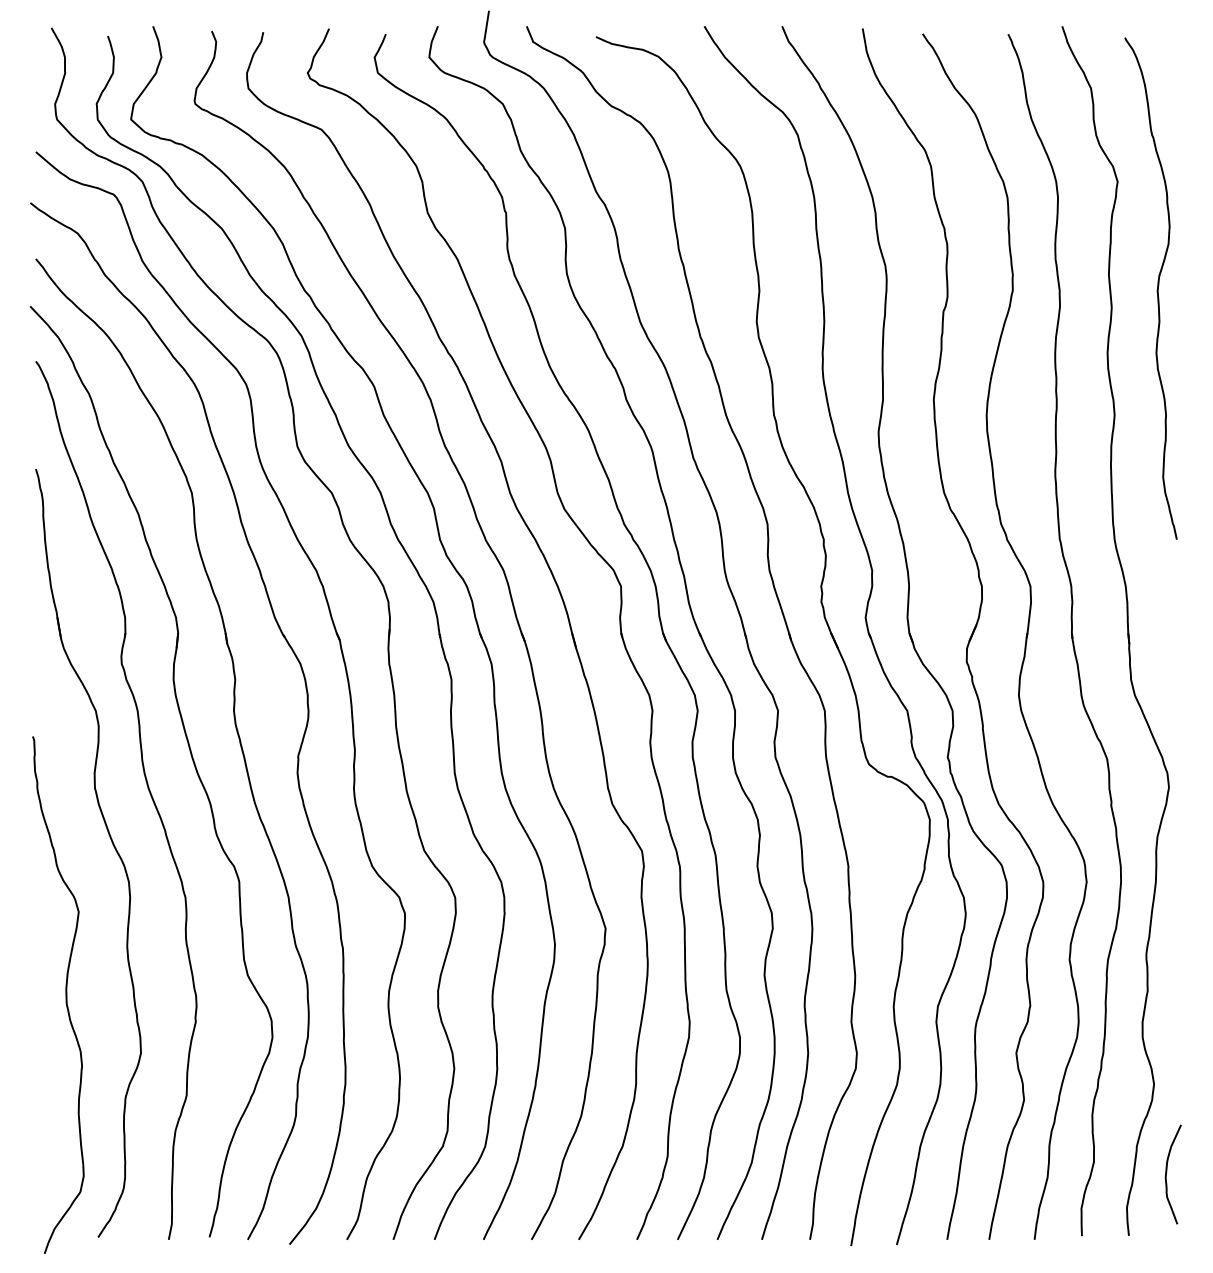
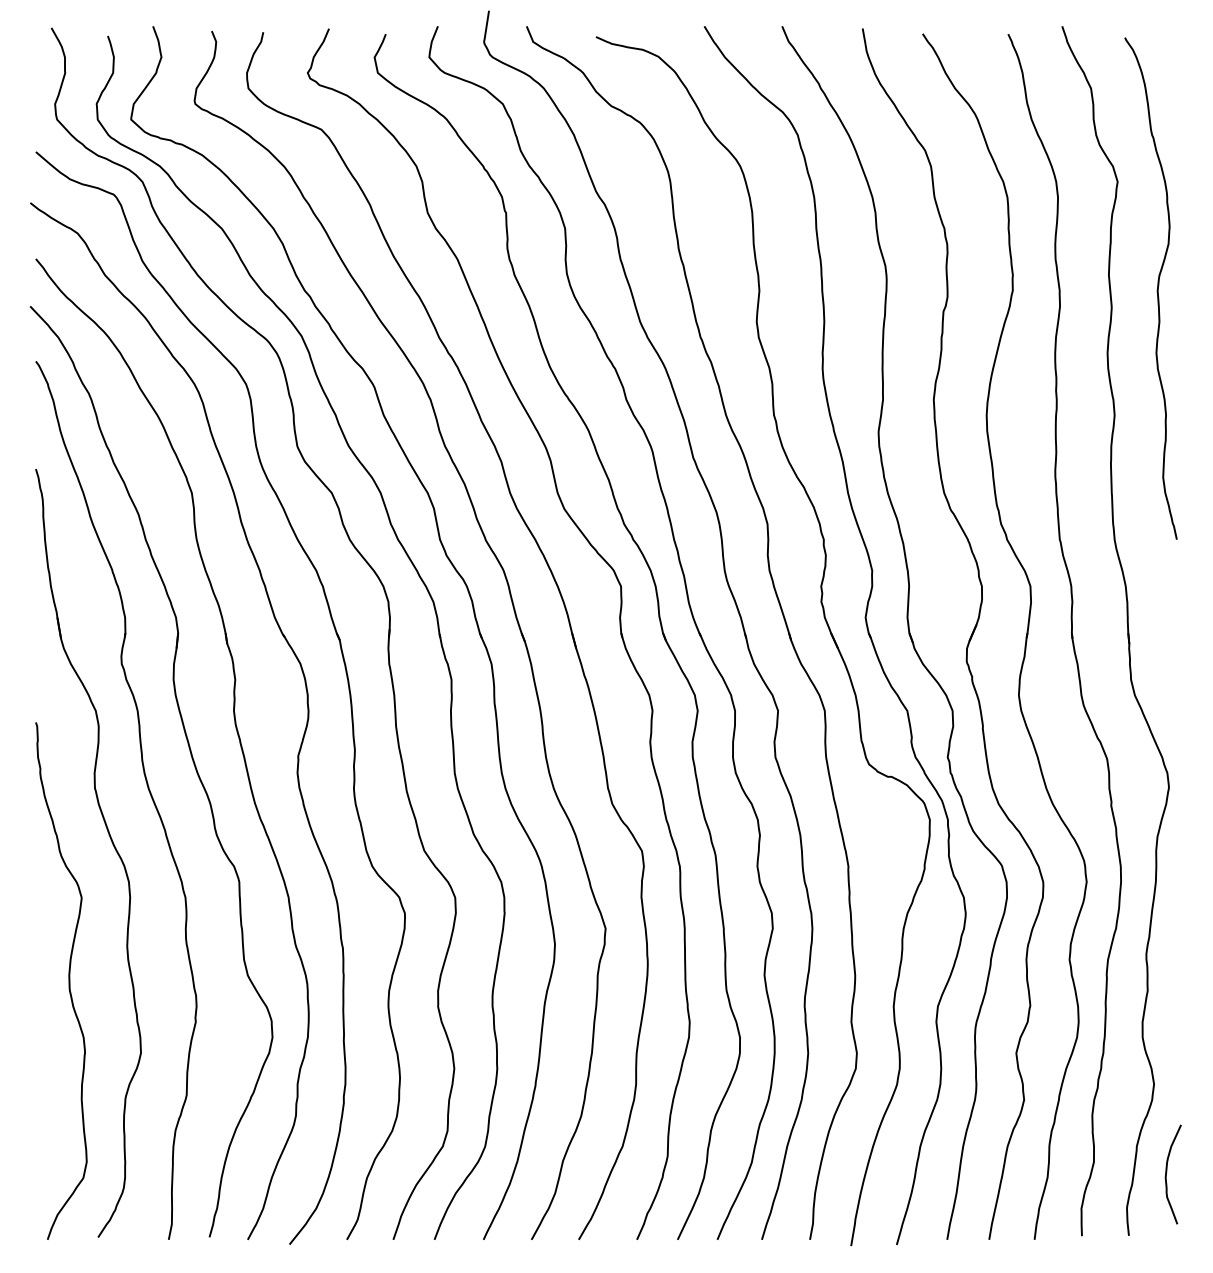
curve position: (65, 994) -> (68, 980) (68, 980)
